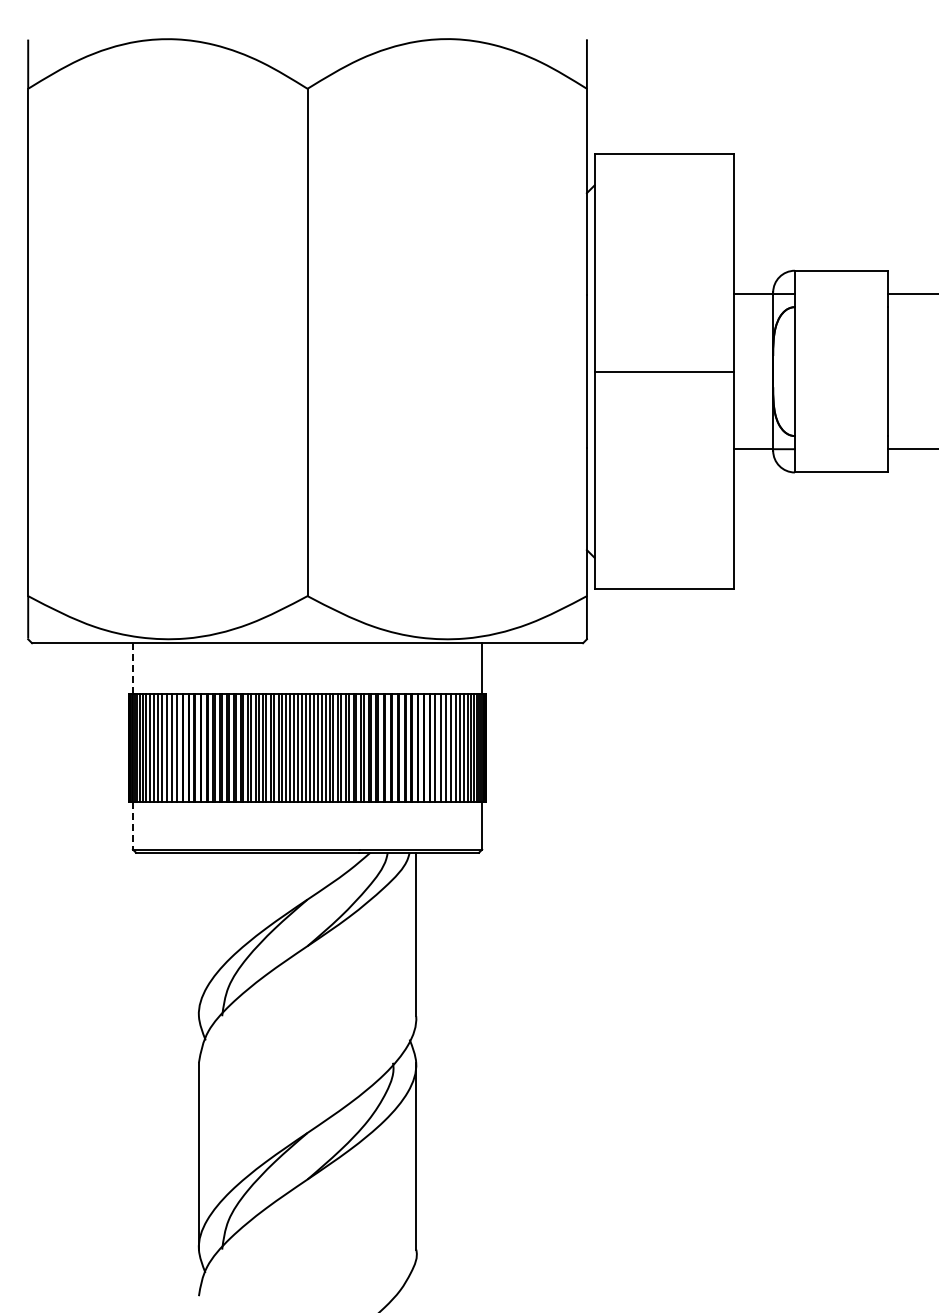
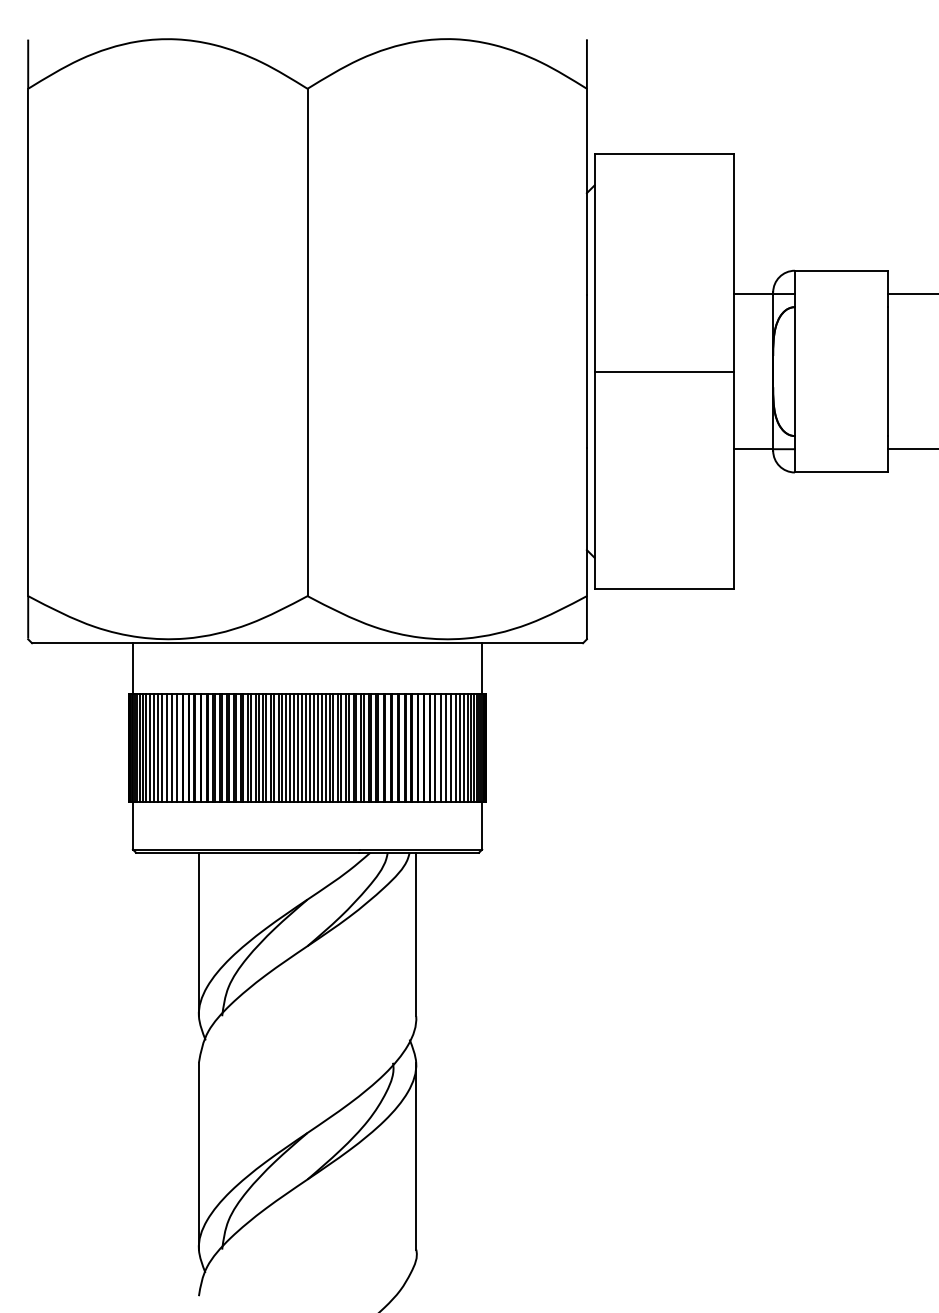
line: dashed -> solid (132, 668)
line: dashed -> solid (132, 825)
line: none -> present (198, 934)
